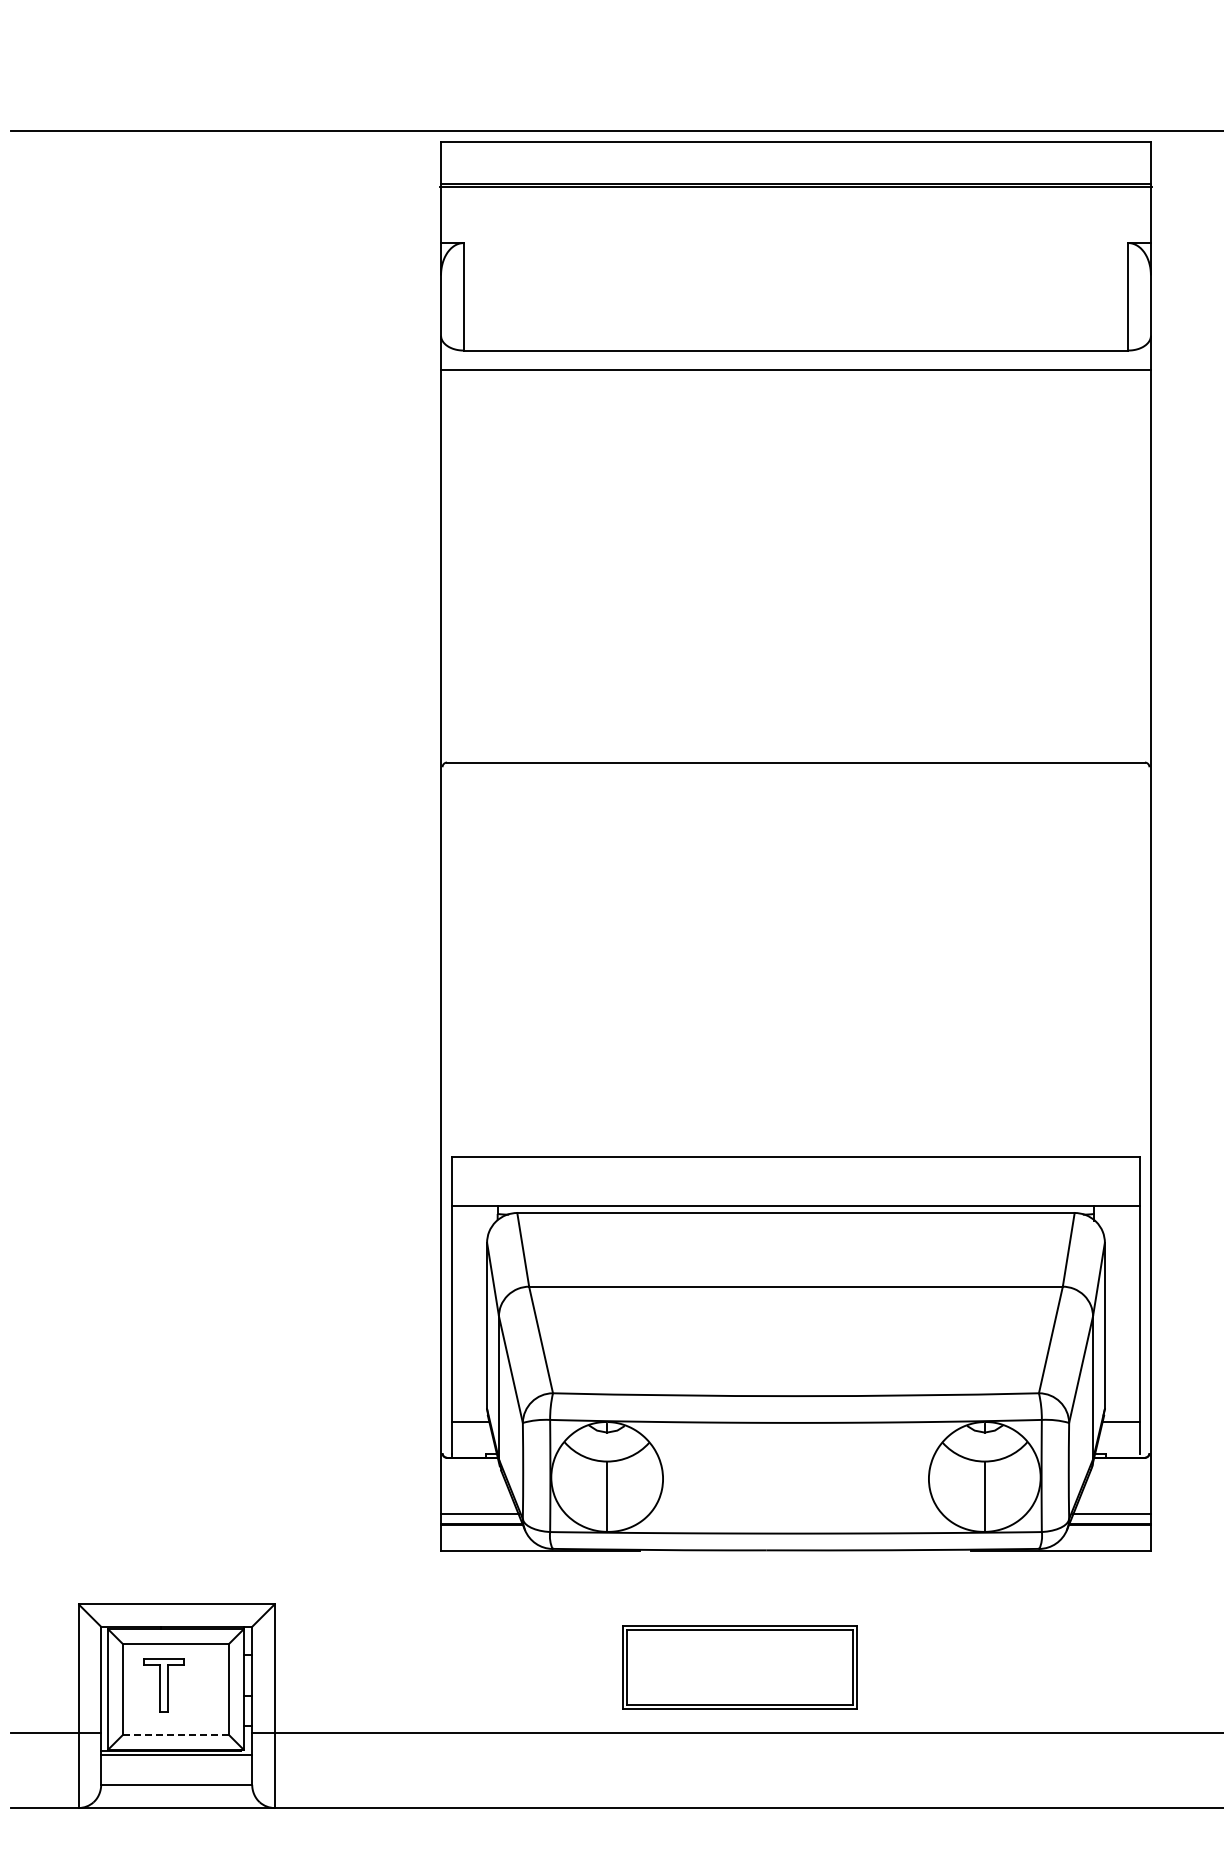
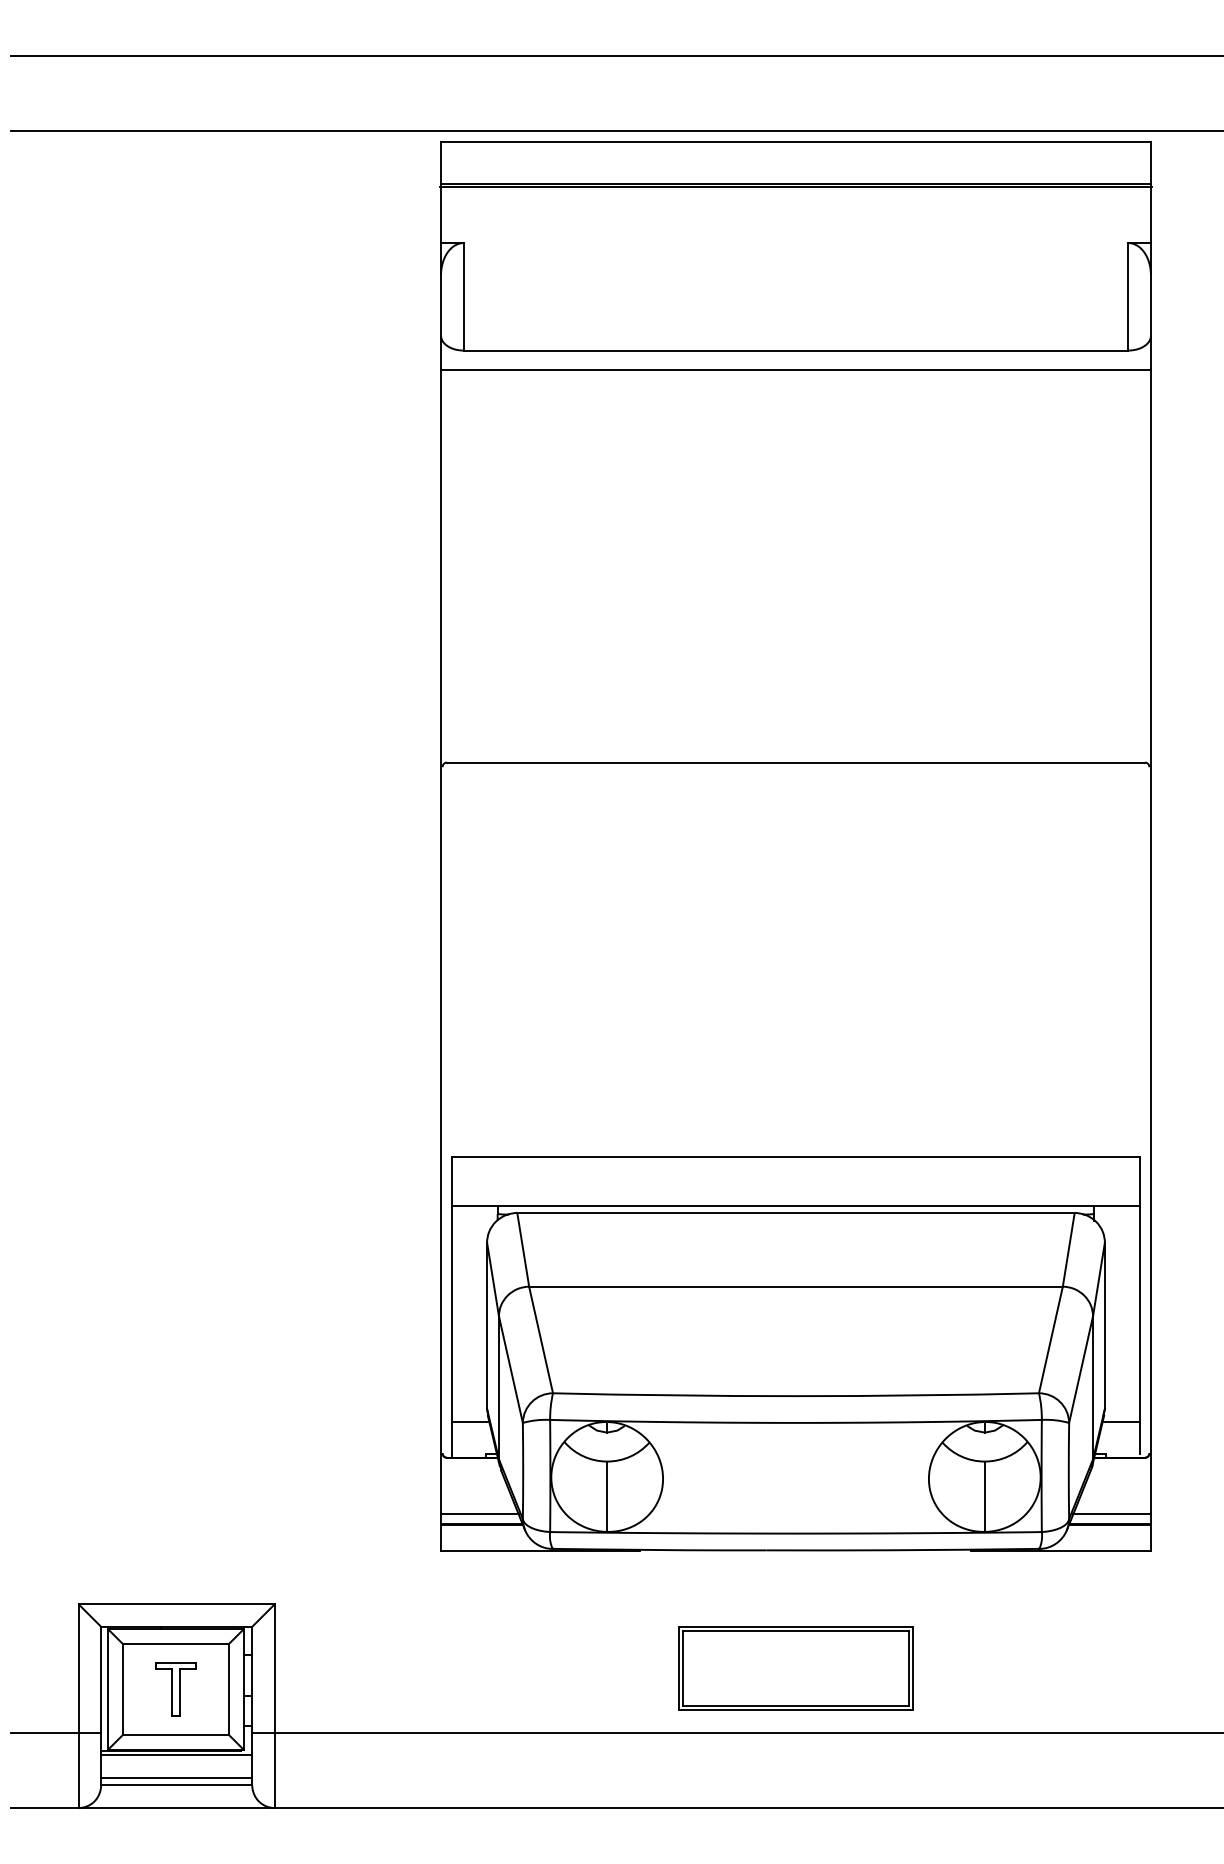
line: none -> present (615, 55)
part position: (739, 1667) -> (795, 1668) (795, 1668)
part position: (163, 1685) -> (175, 1689) (175, 1689)
line: dashed -> solid (175, 1734)
line: none -> present (176, 1777)
